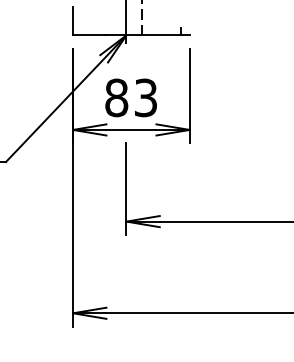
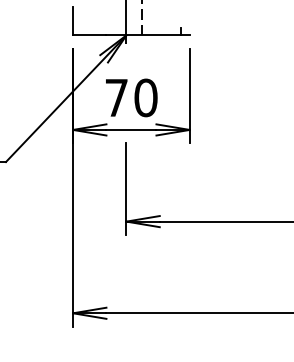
text: 83 -> 70 (131, 97)
